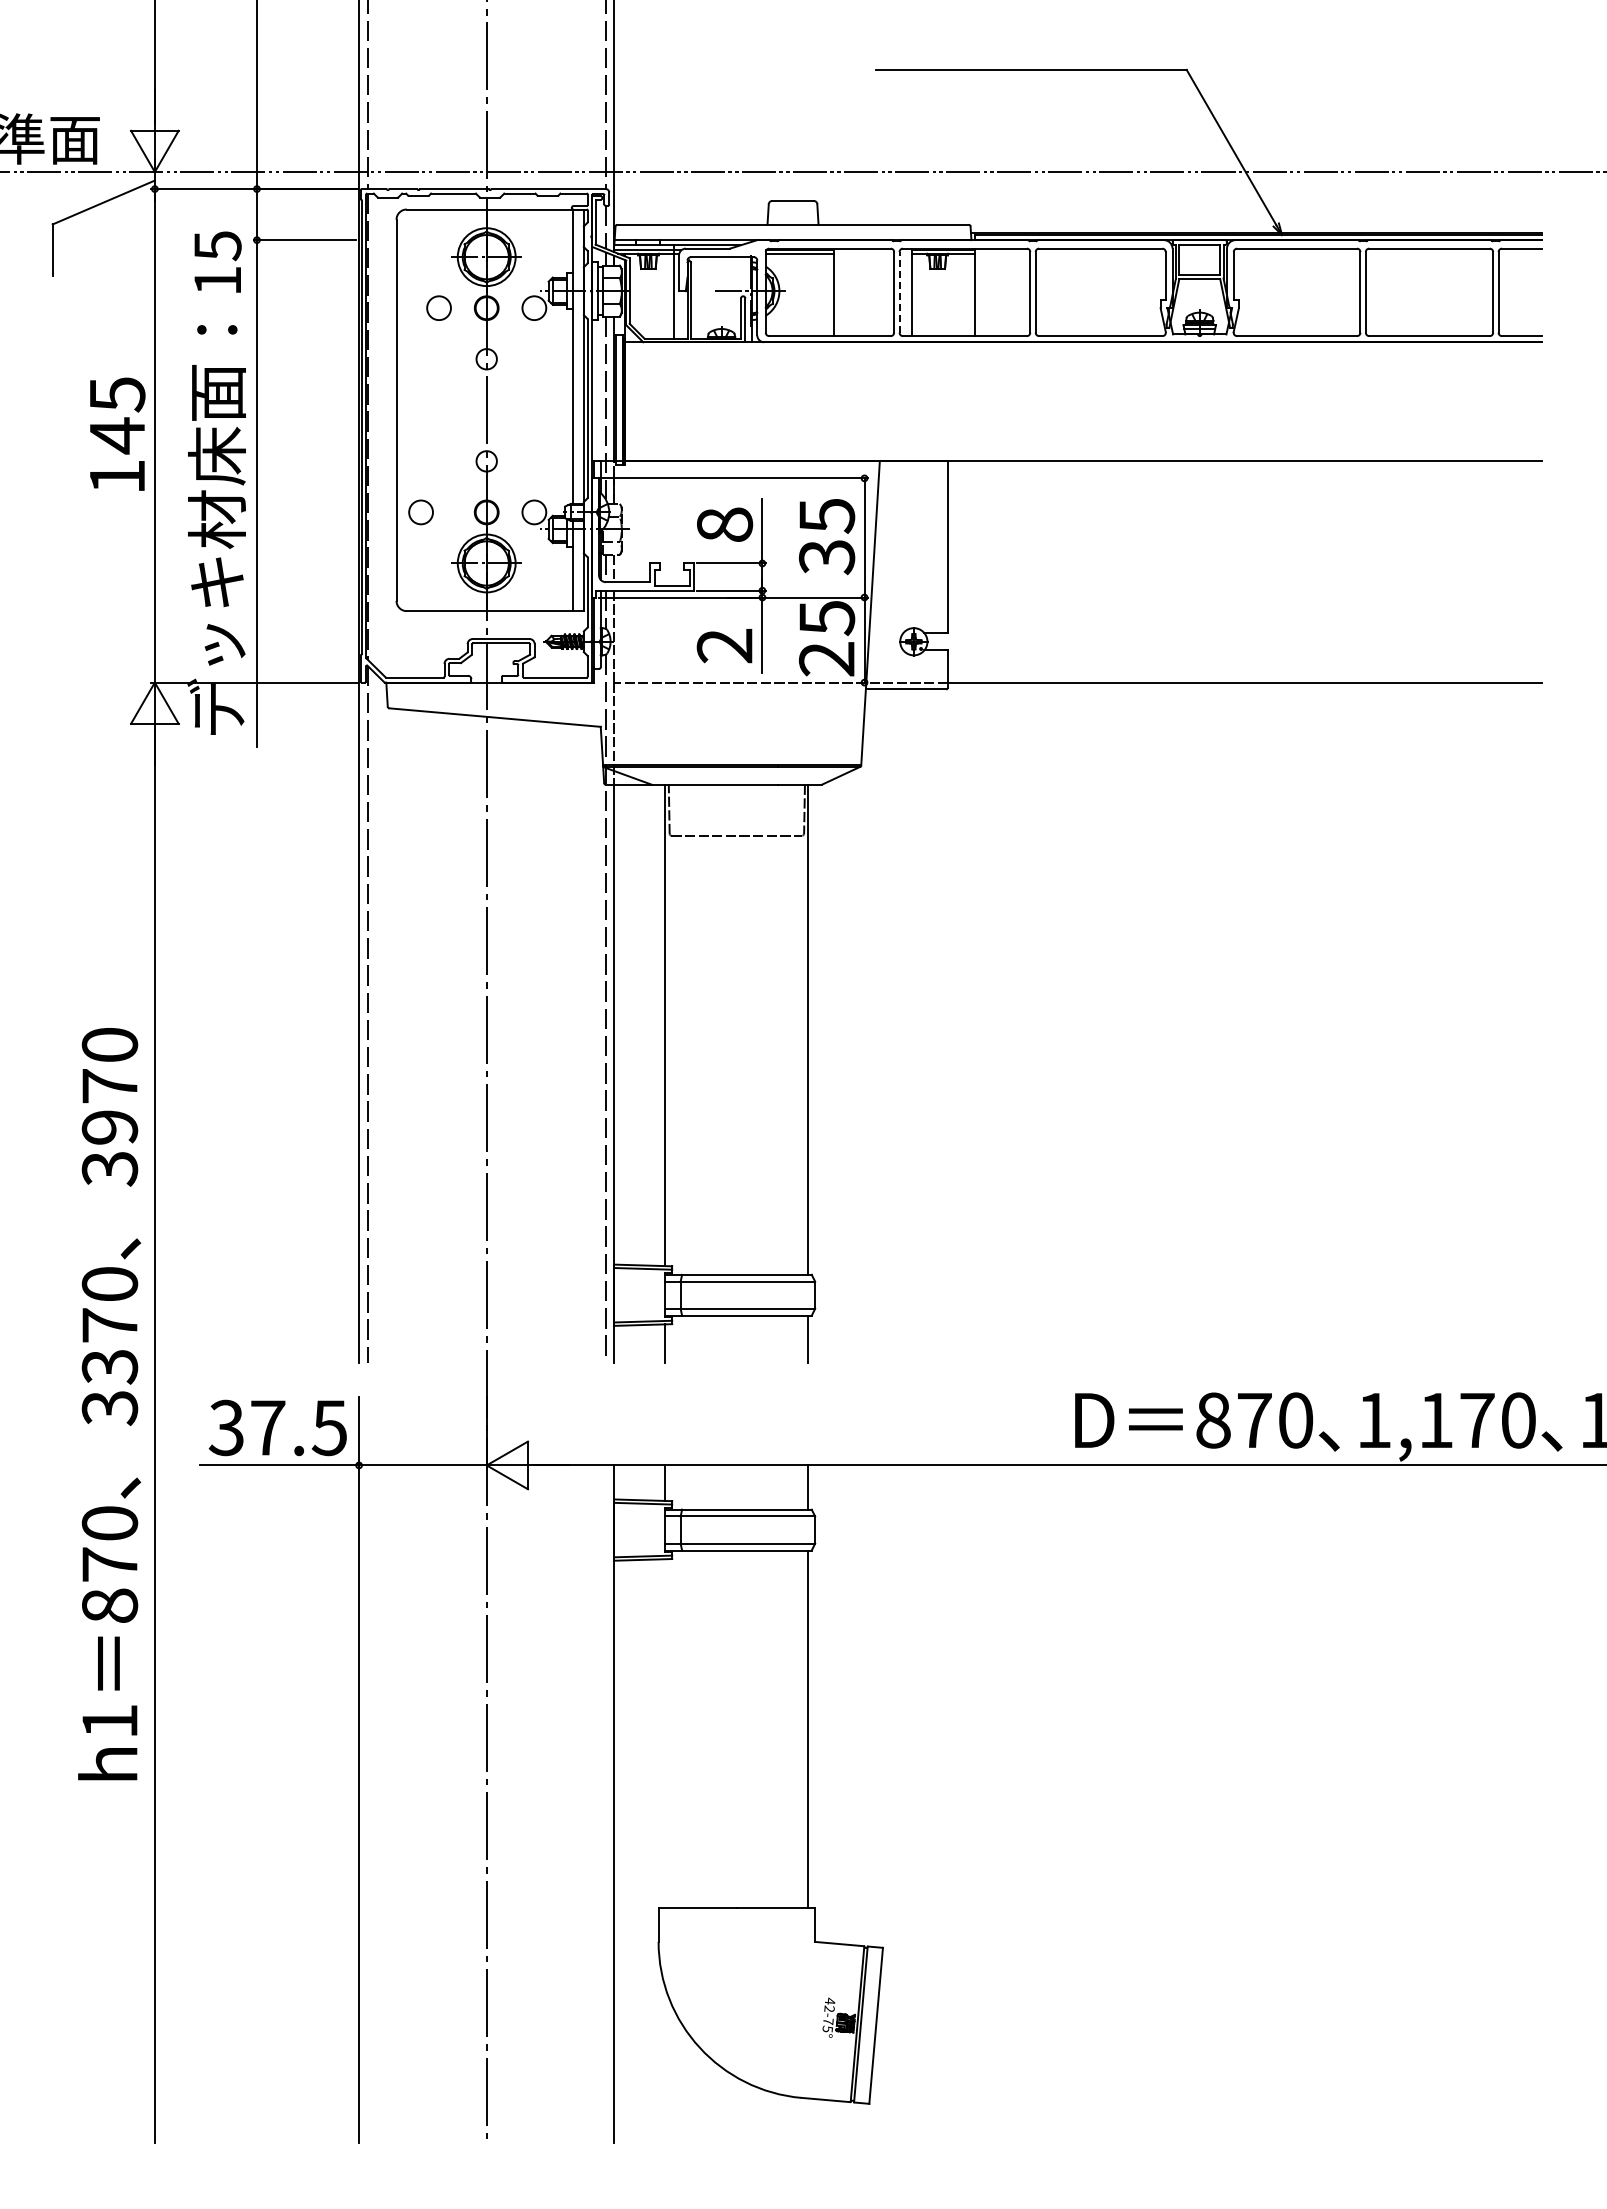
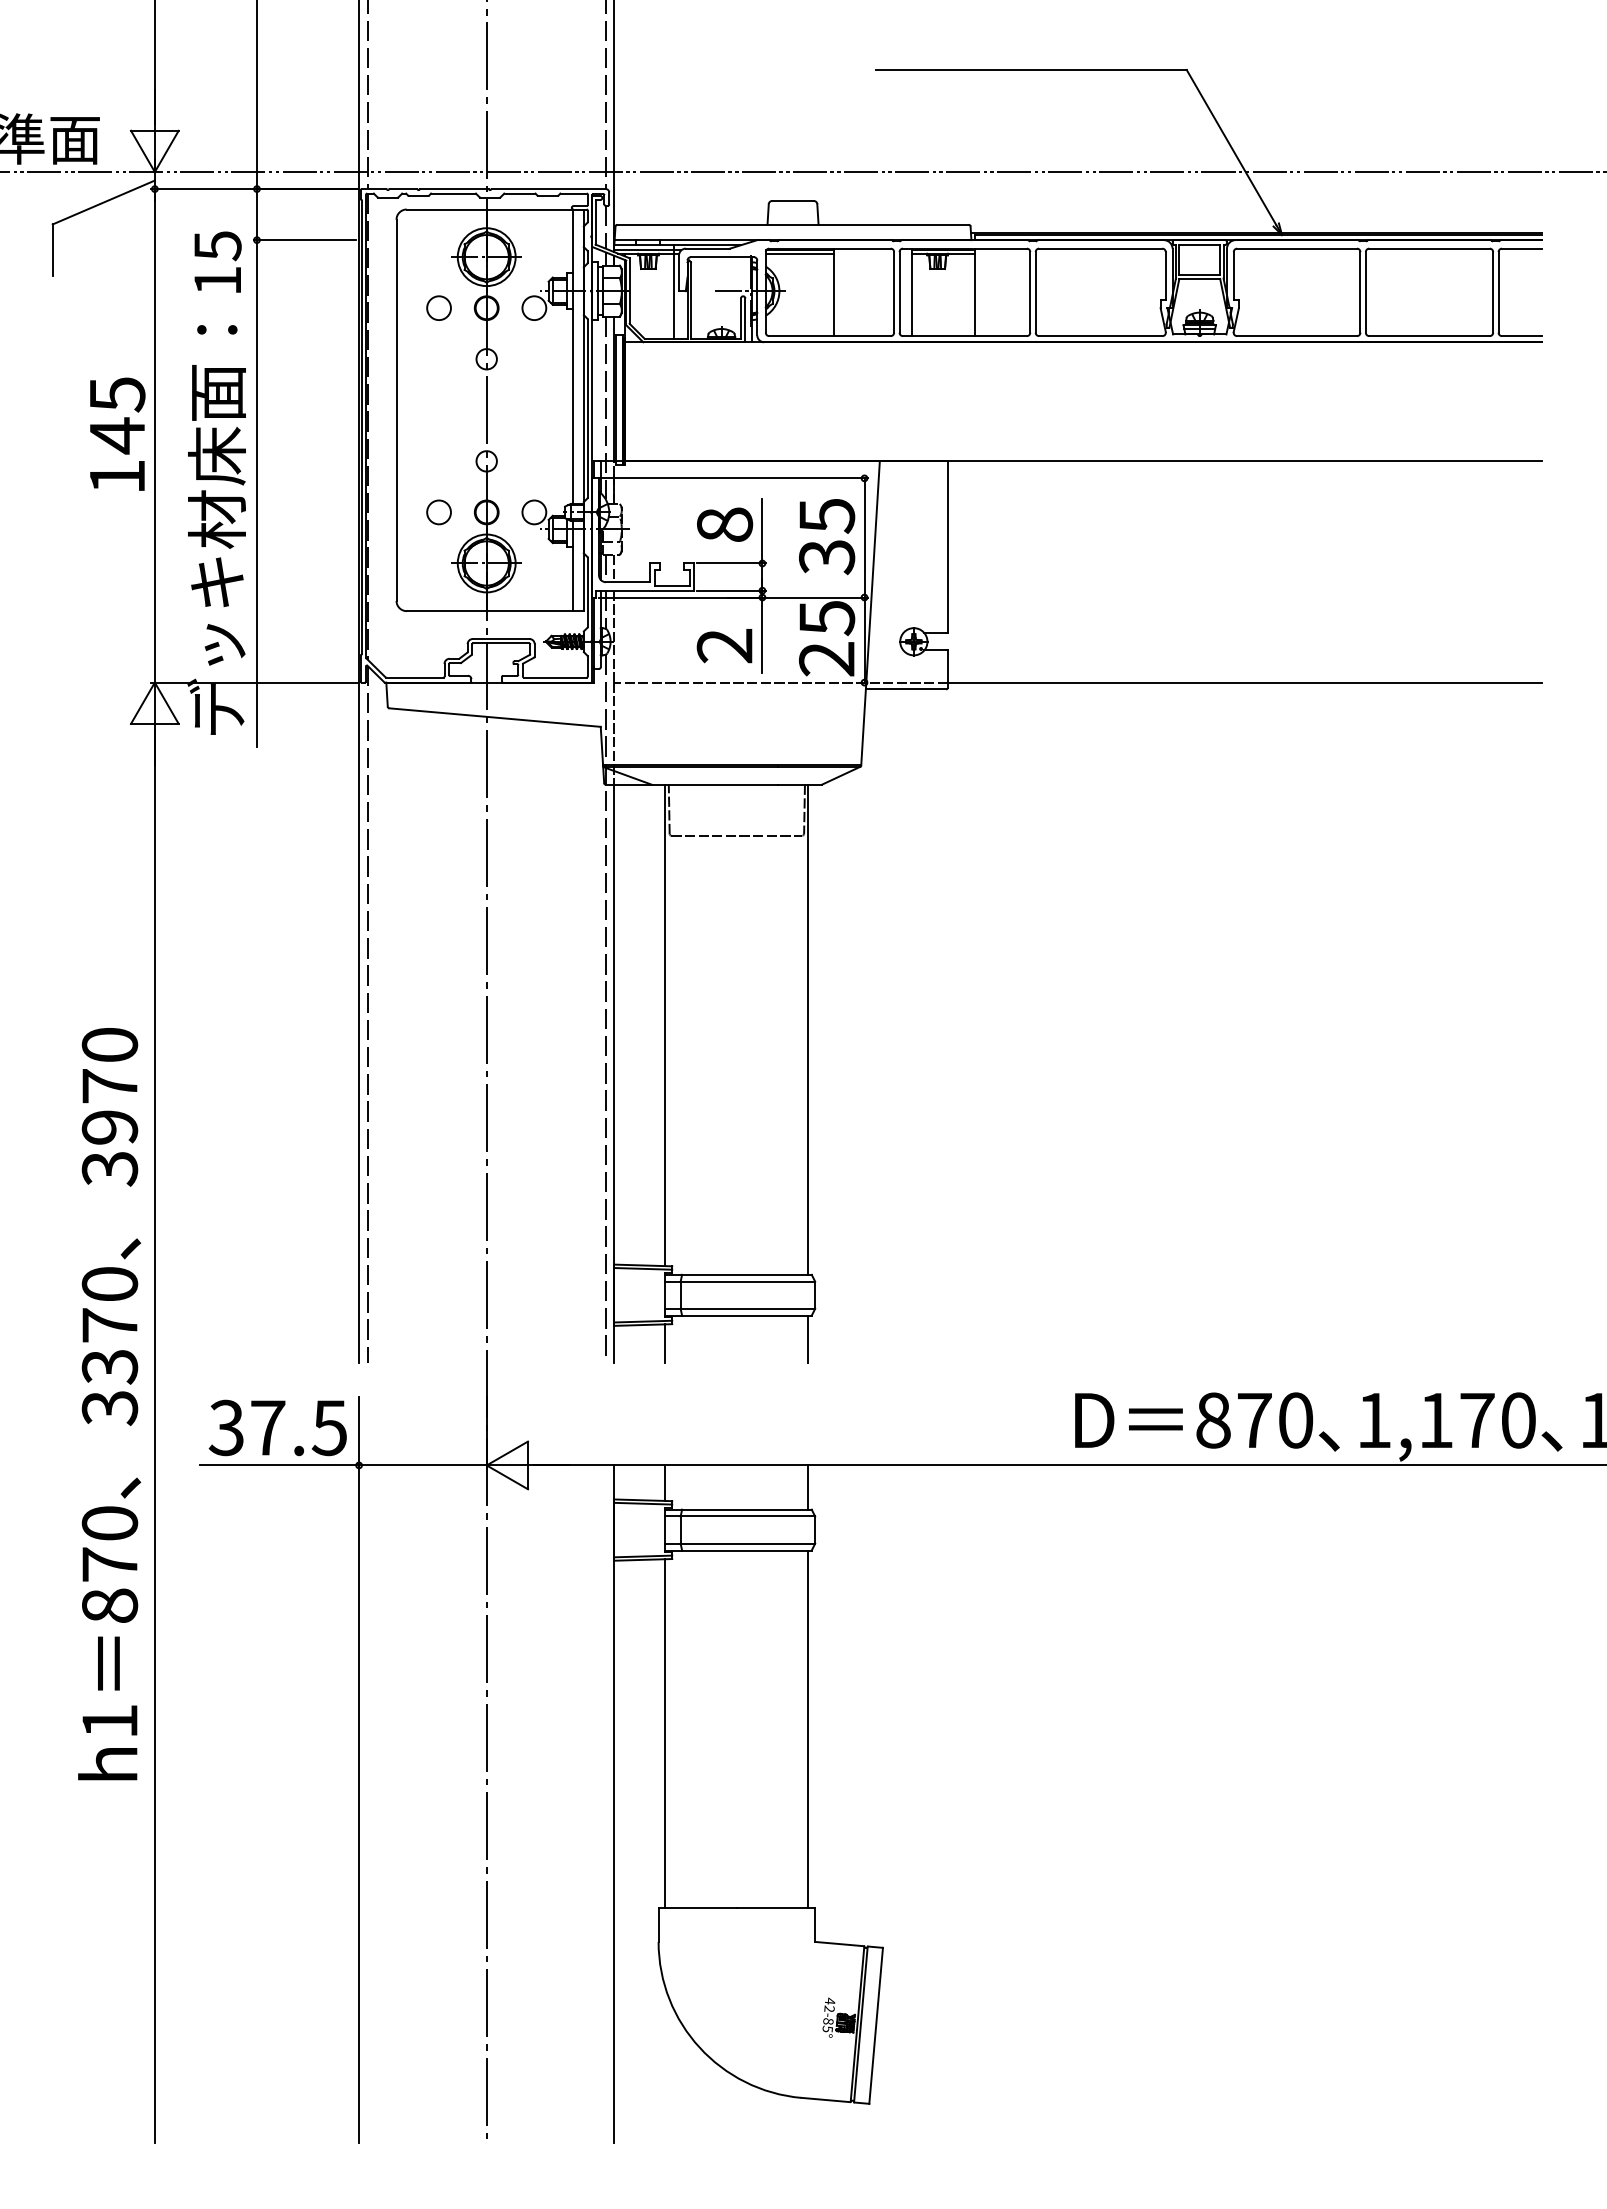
line: dashed -> solid (899, 291)
circle position: (420, 512) -> (438, 512) (438, 512)
line: none -> present (665, 1733)
text: 42-75° -> 42-85° (828, 2021)
